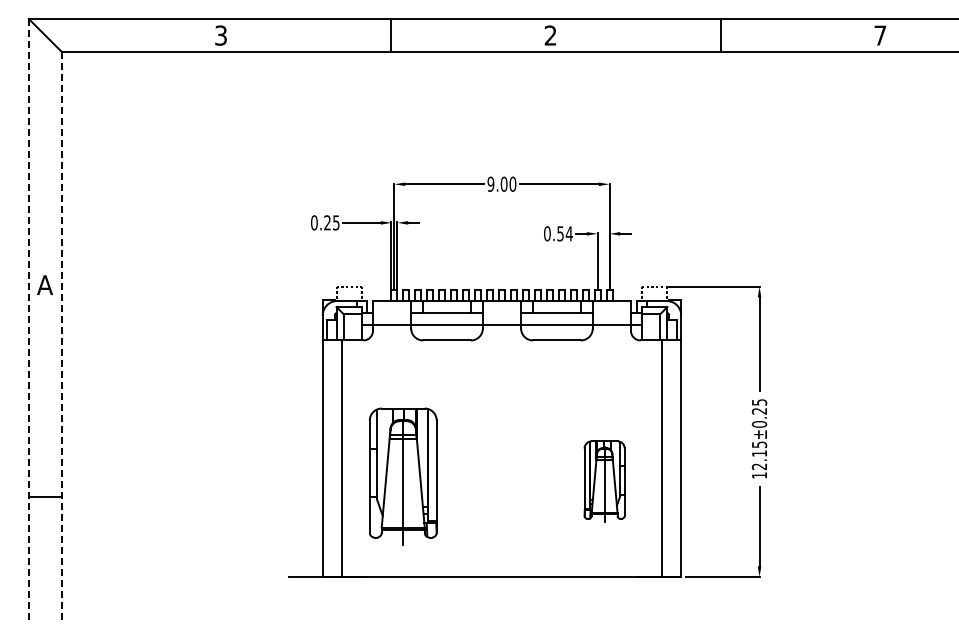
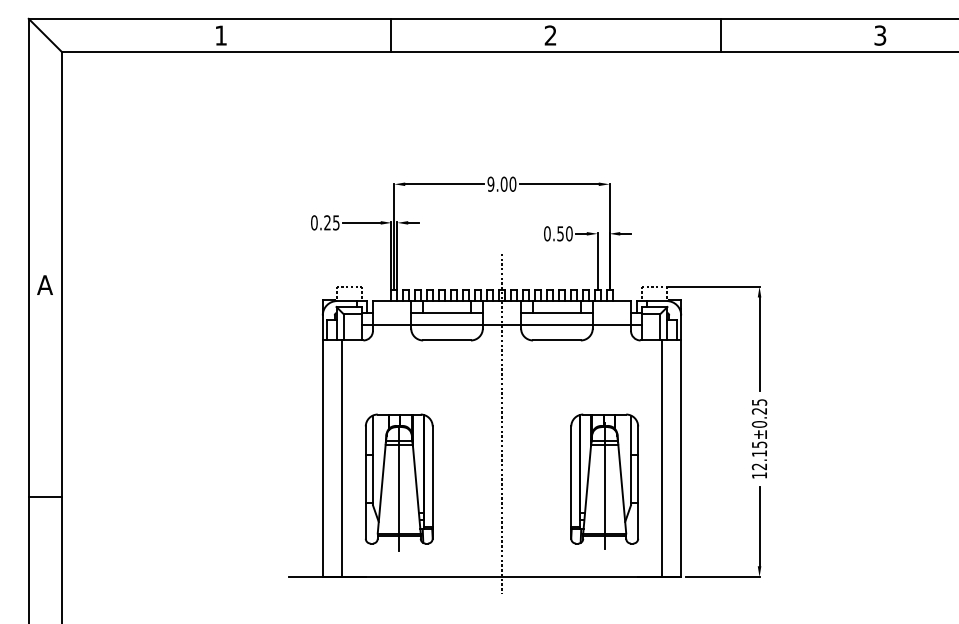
text: 3 -> 1 (220, 35)
text: 7 -> 3 (880, 35)
text: 0.54 -> 0.50 (568, 233)
line: dashed -> solid (28, 321)
line: dashed -> solid (61, 337)
line: none -> present (501, 423)
part position: (403, 476) -> (399, 482) (399, 482)
part size: 43x83 px -> 69x137 px (604, 481)
